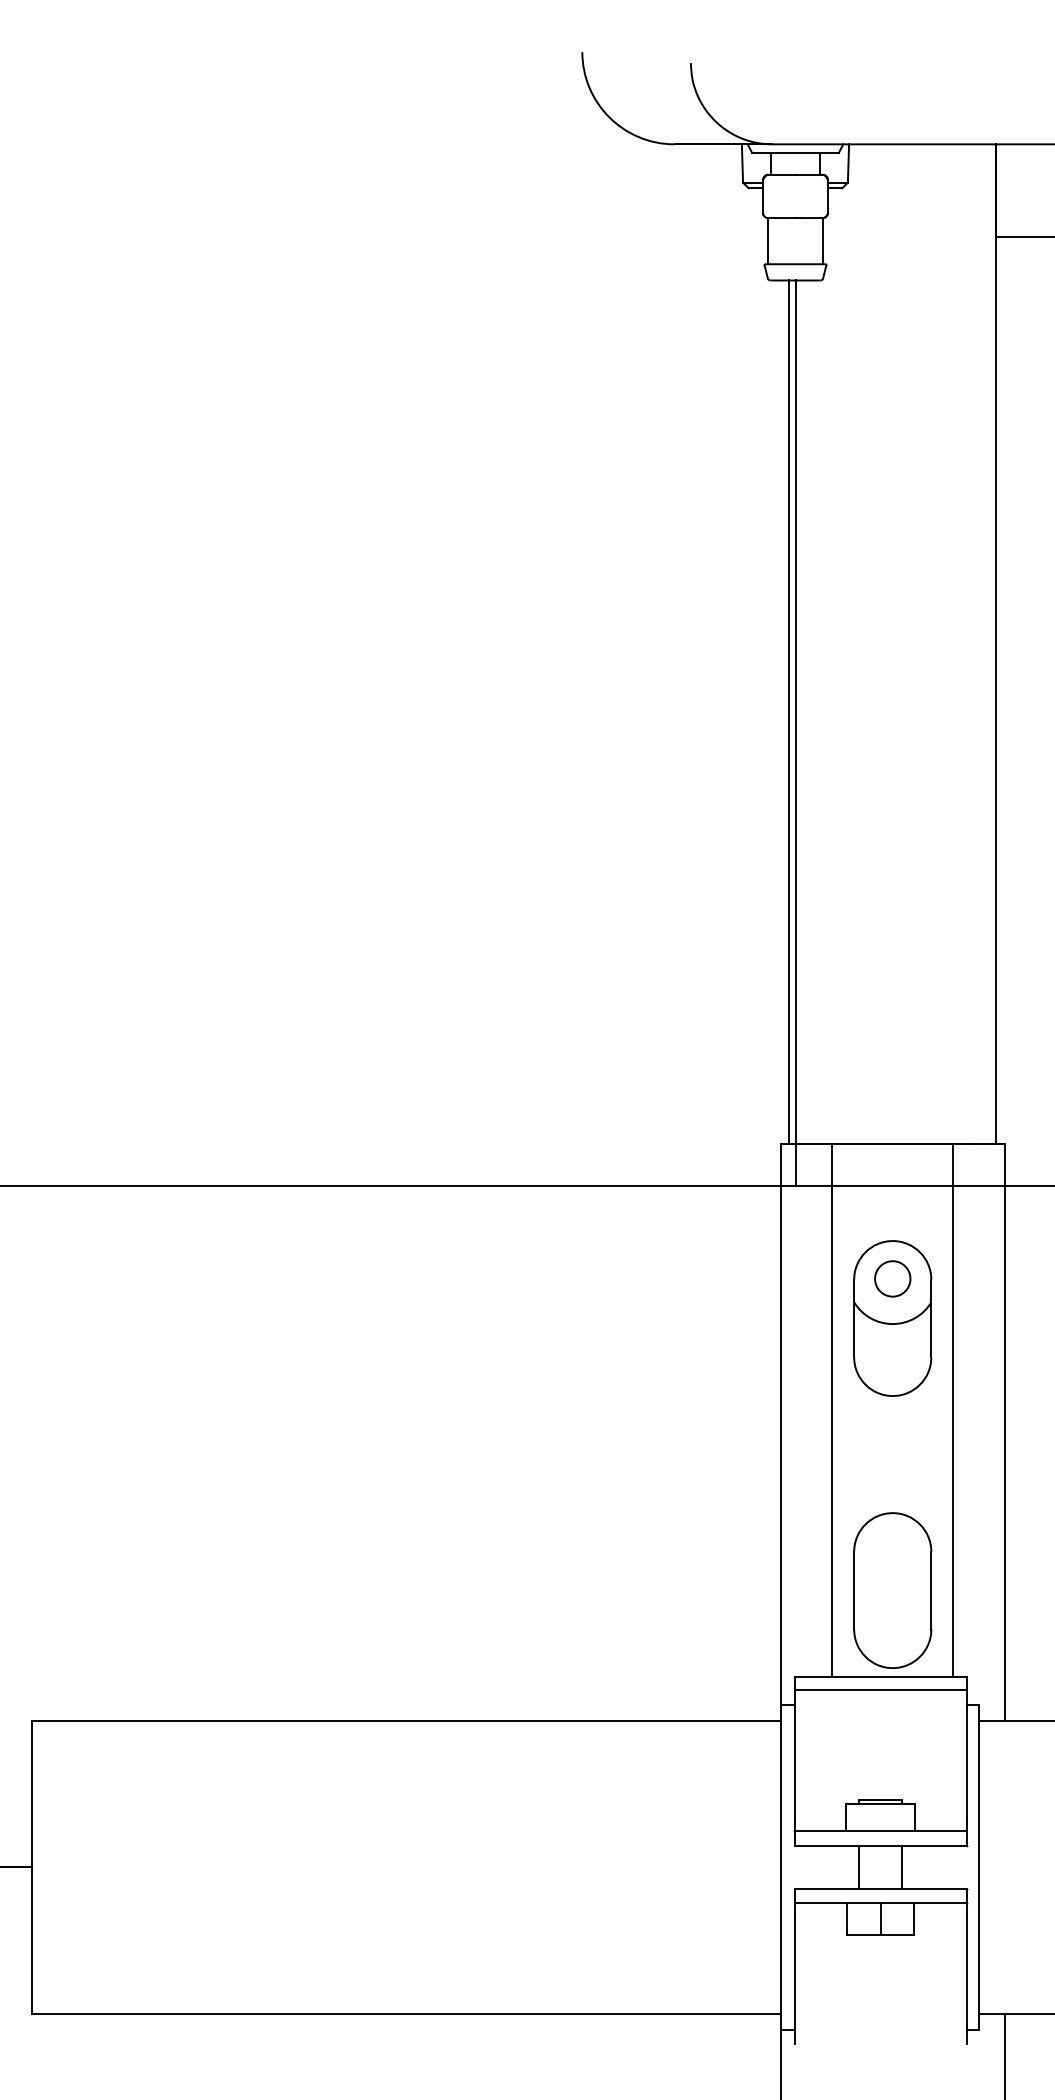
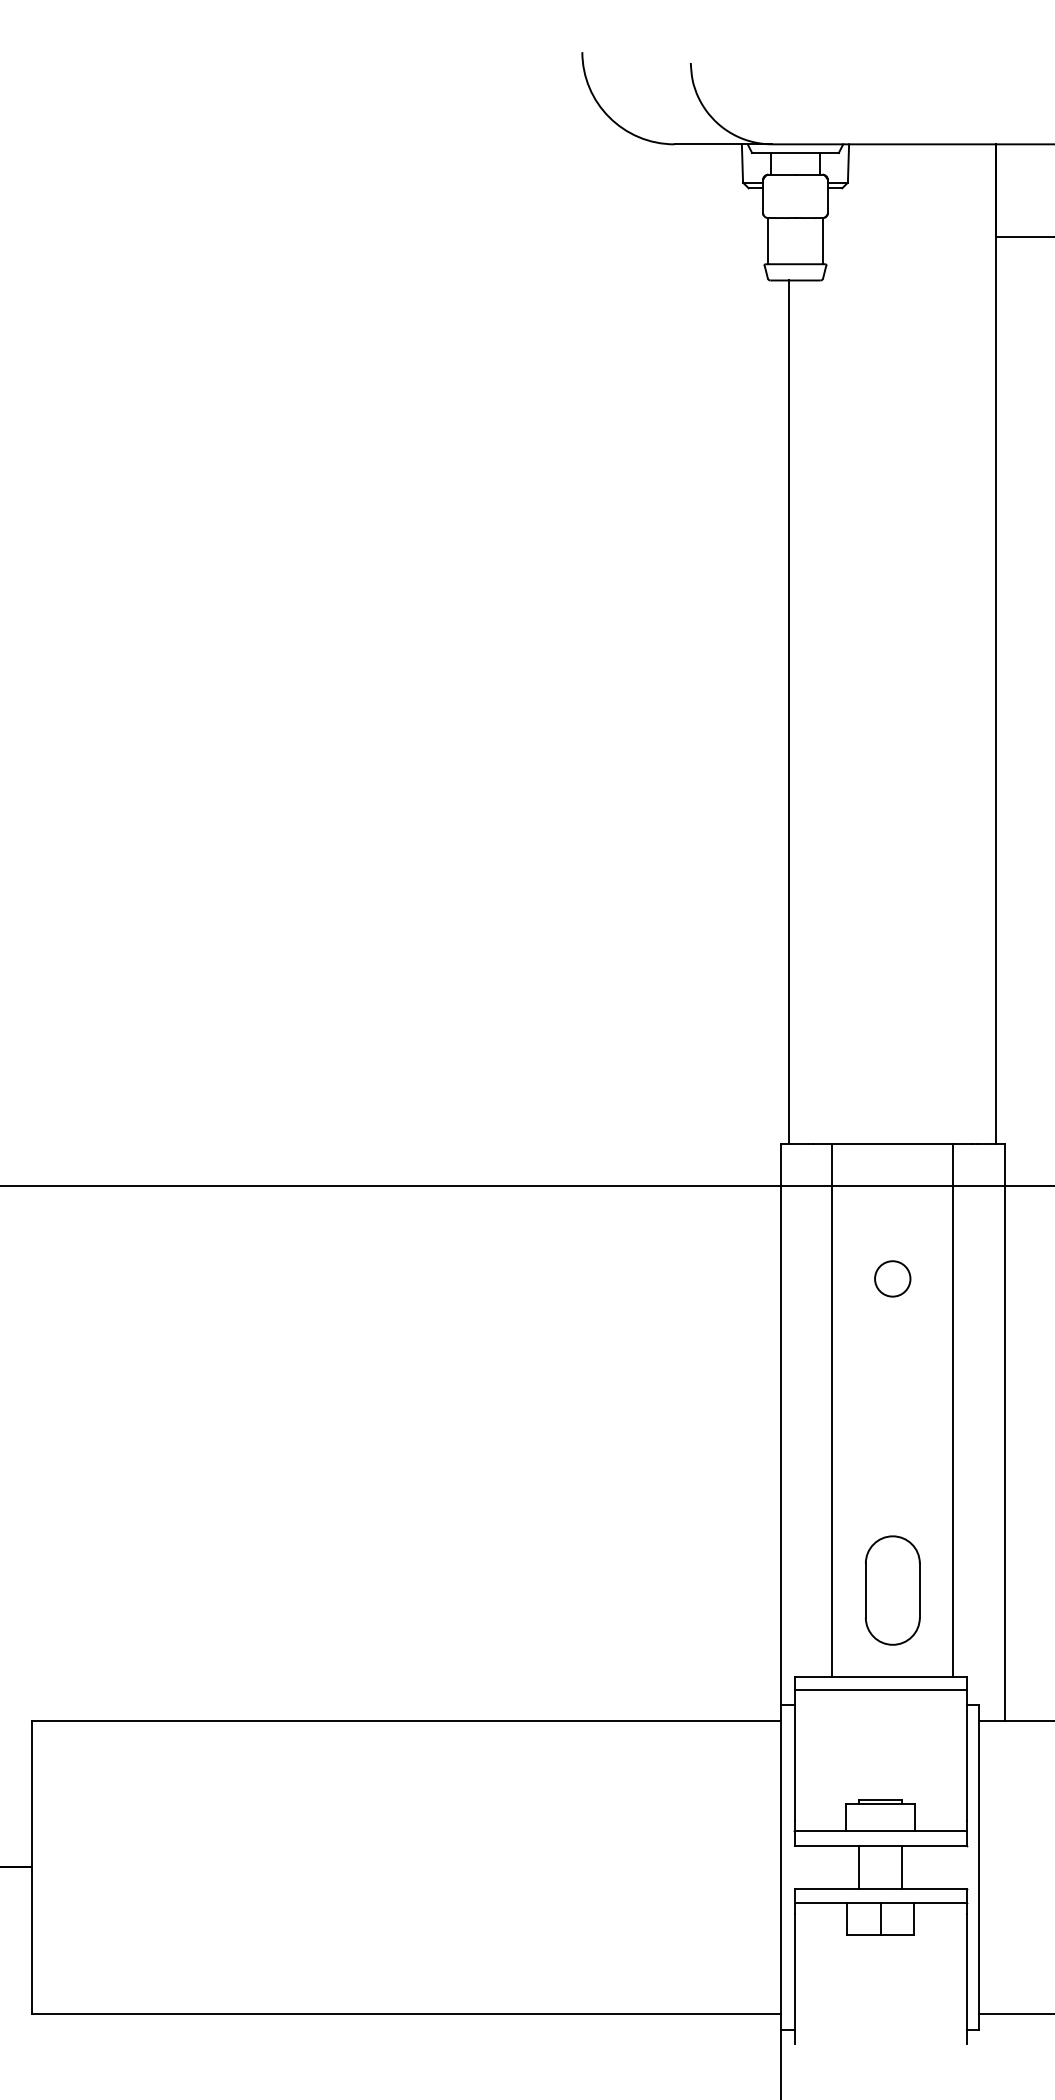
line: present -> none (795, 733)
part: present -> none (892, 1318)
part size: 80x157 px -> 56x111 px (892, 1590)
line: present -> none (1004, 2054)
